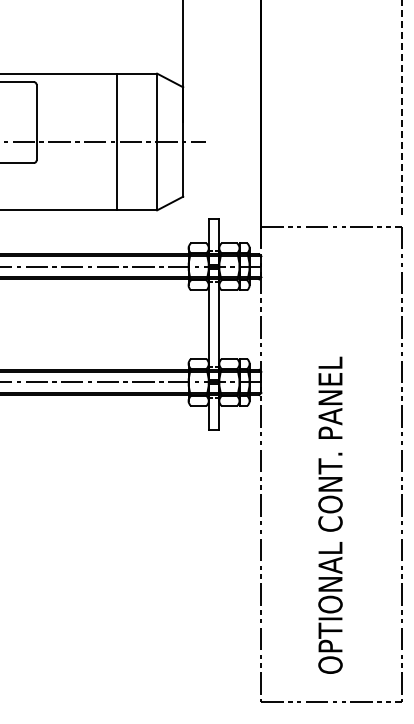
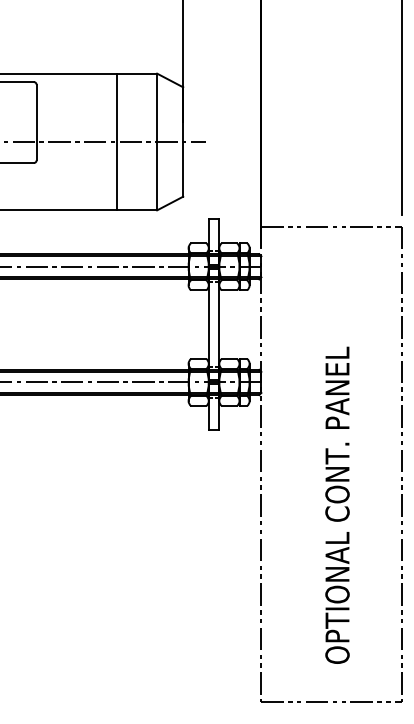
line: dashed -> solid (401, 107)
text position: (330, 514) -> (337, 504) (337, 504)
